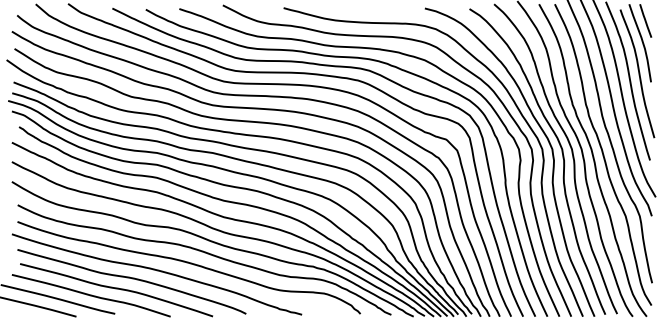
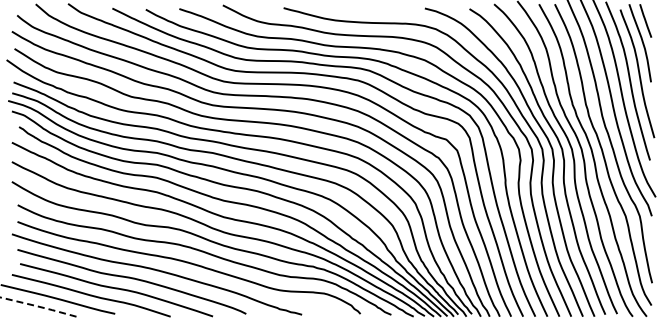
line: solid -> dashed (38, 306)
